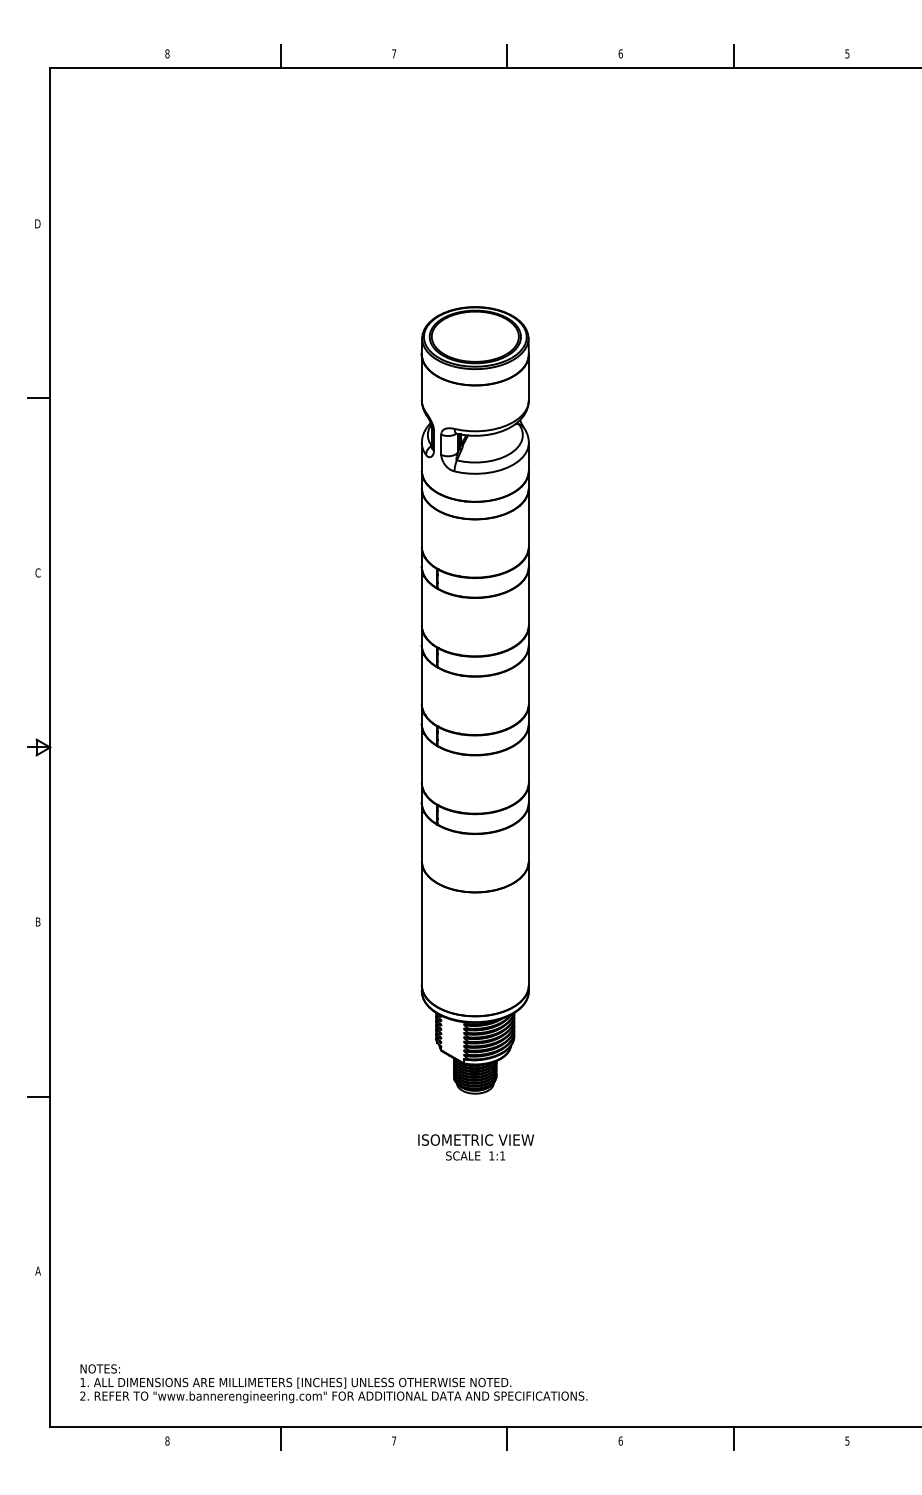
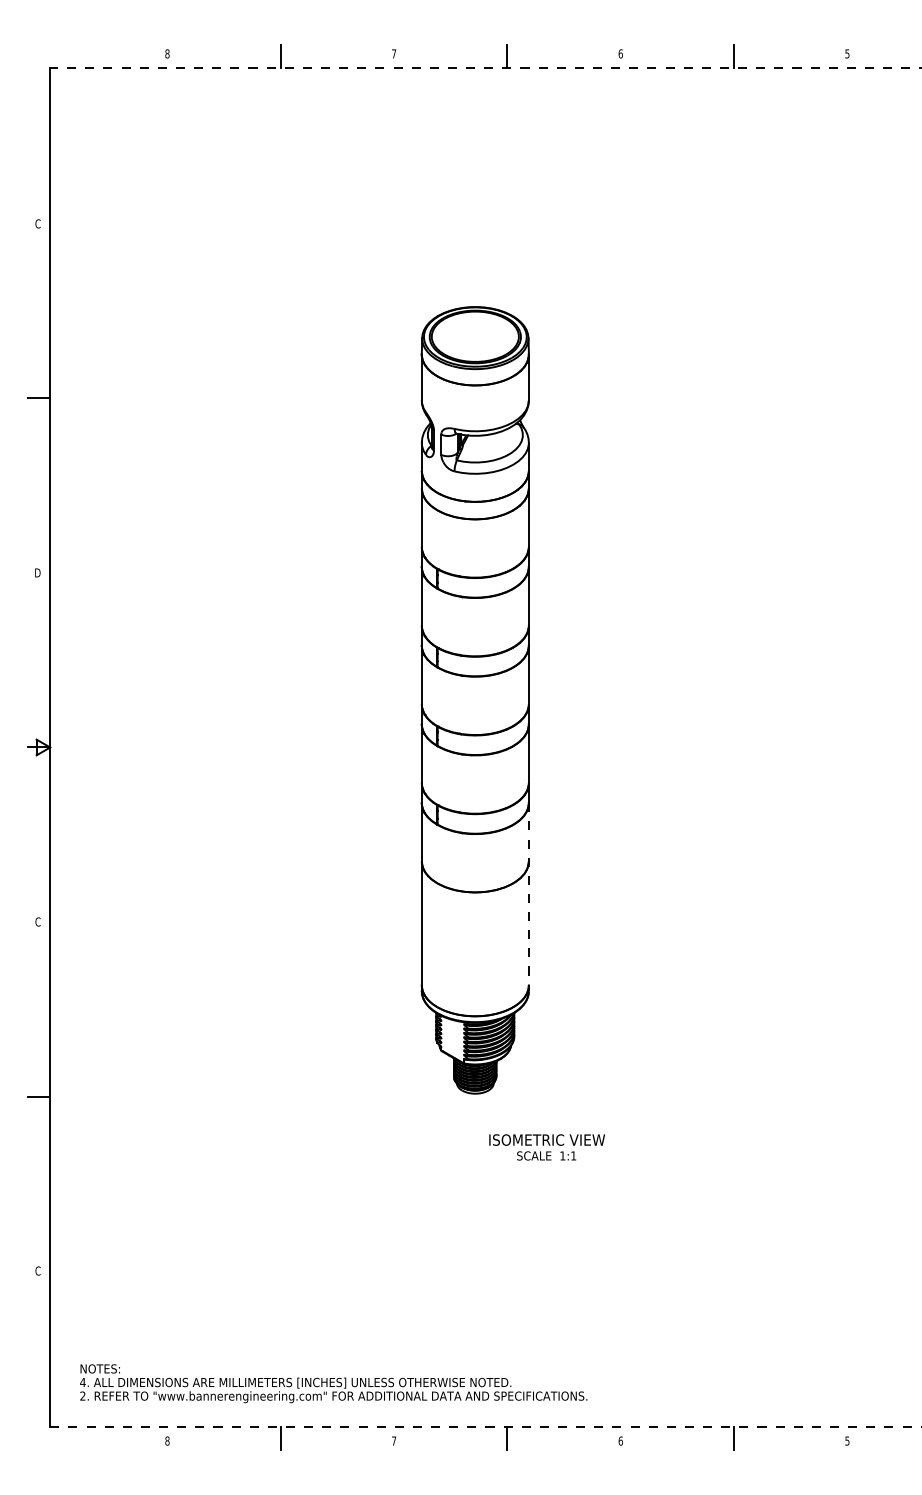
line: solid -> dashed (486, 67)
text: D -> C (37, 223)
text: C -> D (37, 572)
line: solid -> dashed (528, 897)
text: B -> C (37, 921)
text position: (475, 1147) -> (546, 1147) (546, 1147)
text: A -> C (37, 1270)
text: 1. -> 4. (82, 1382)
line: solid -> dashed (486, 1427)
